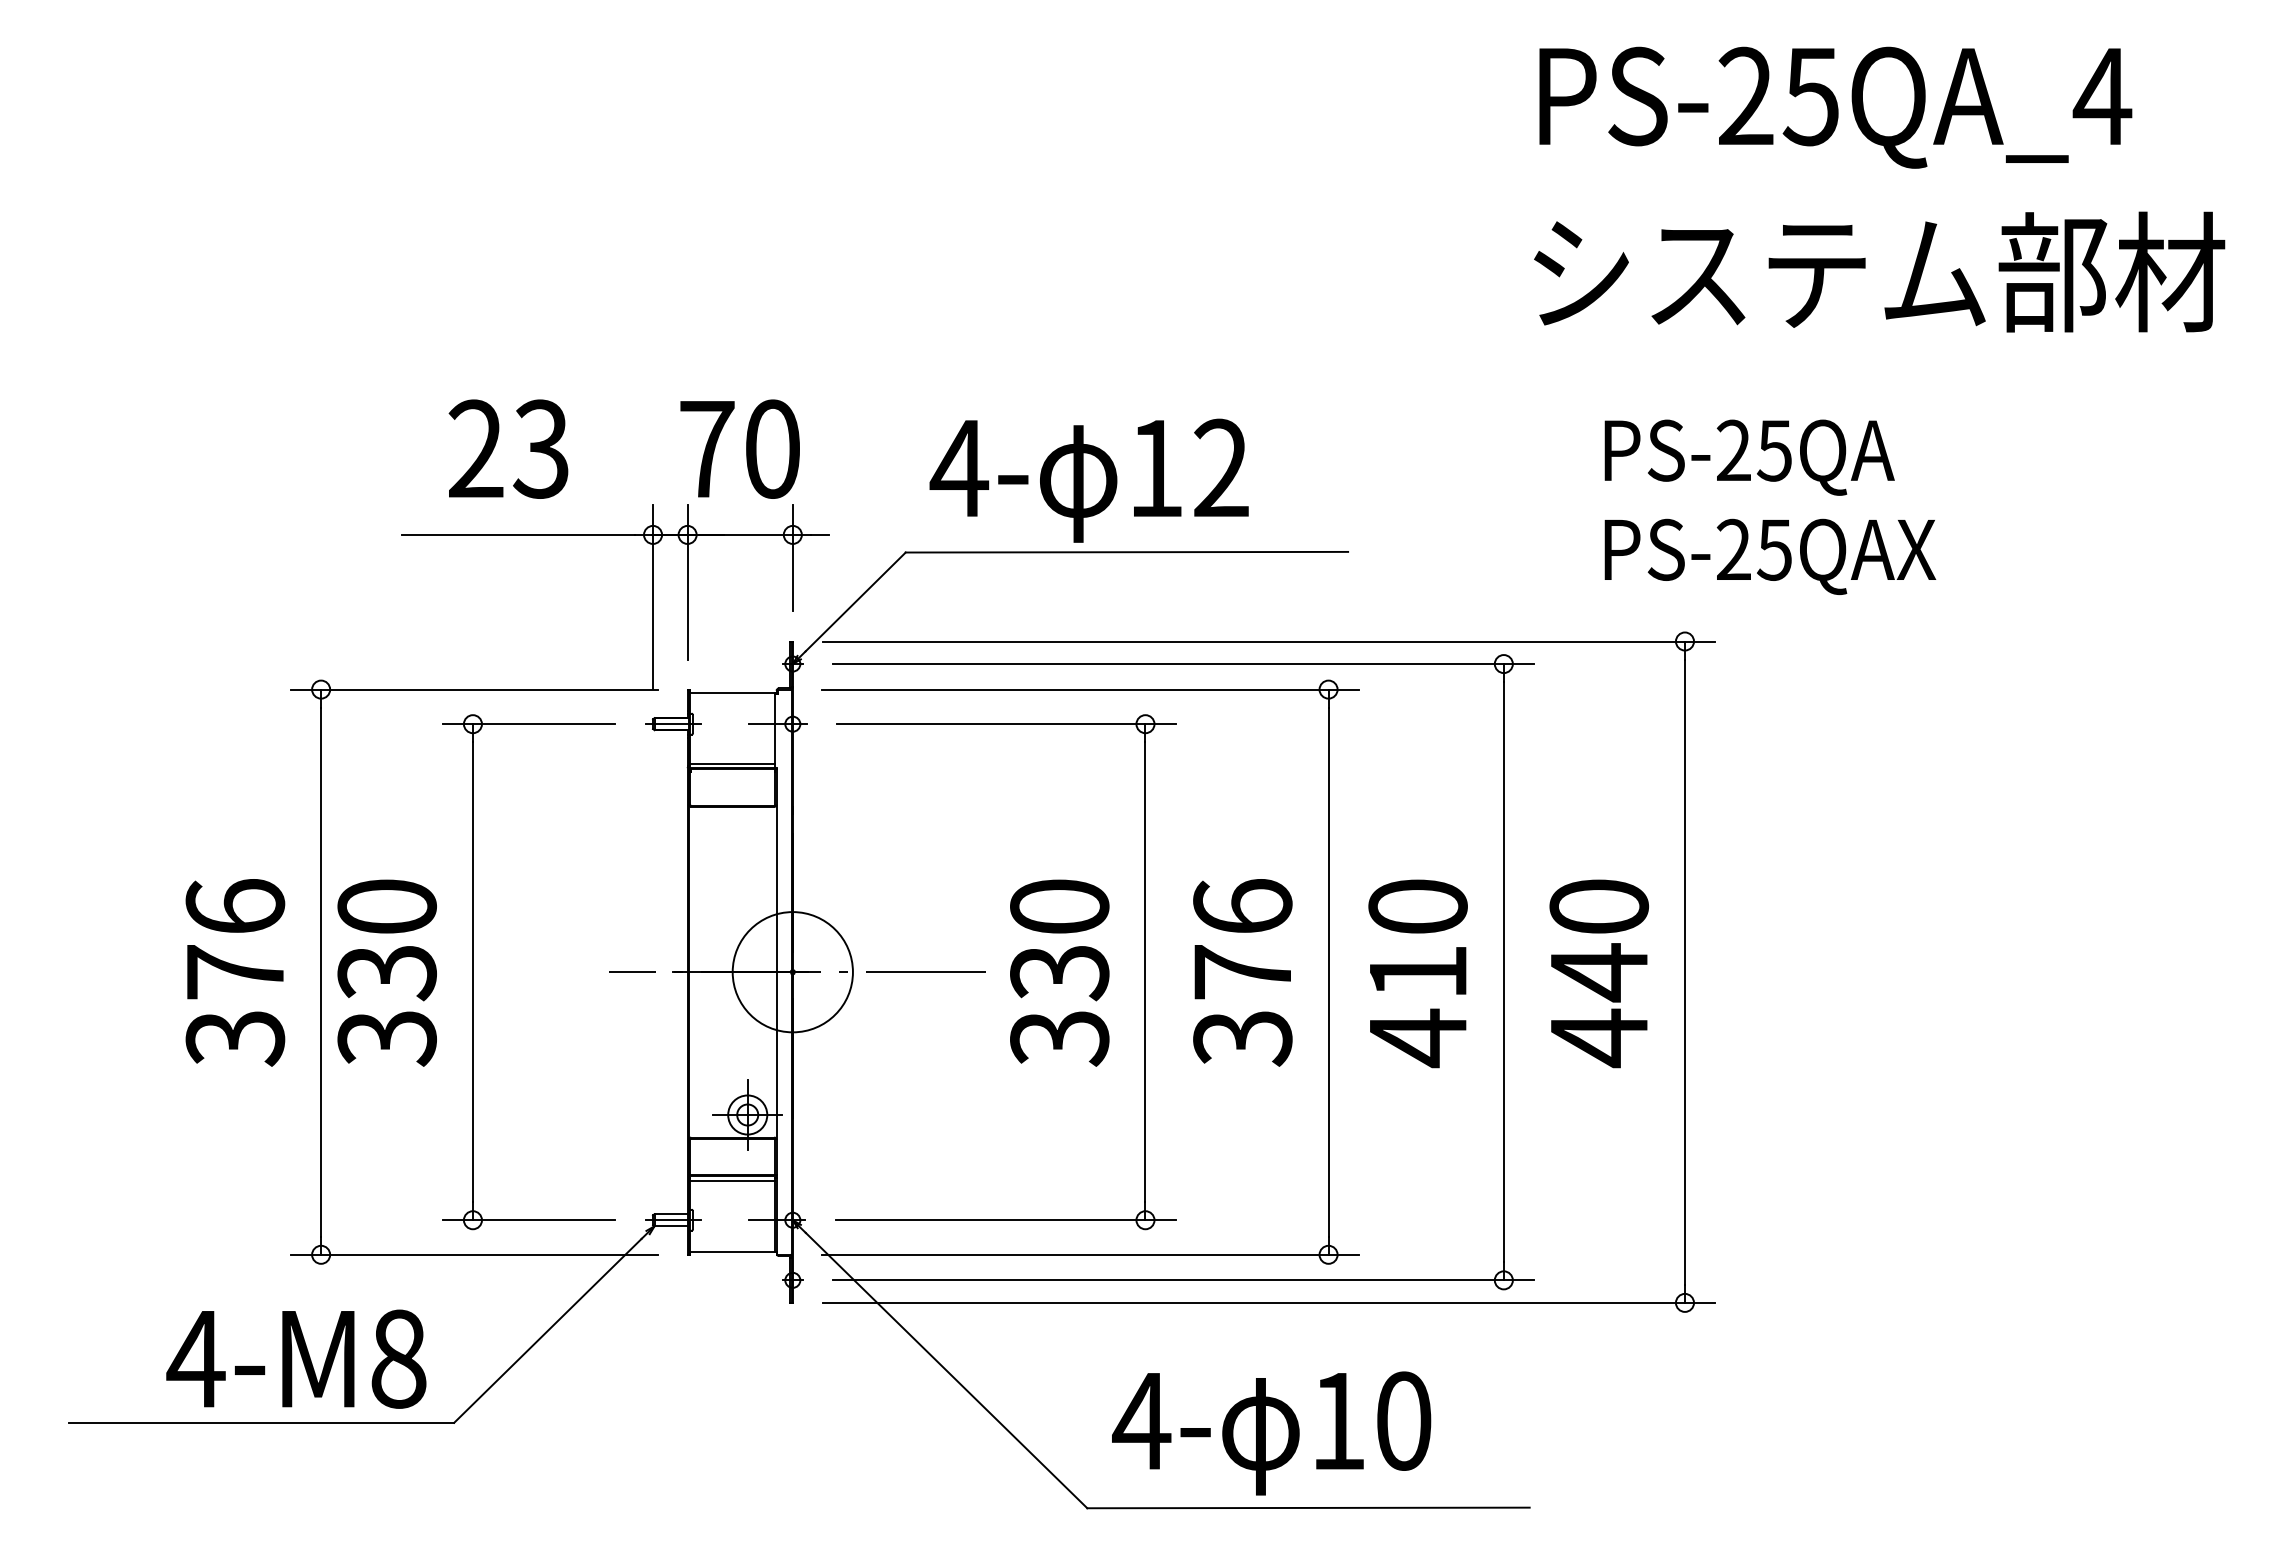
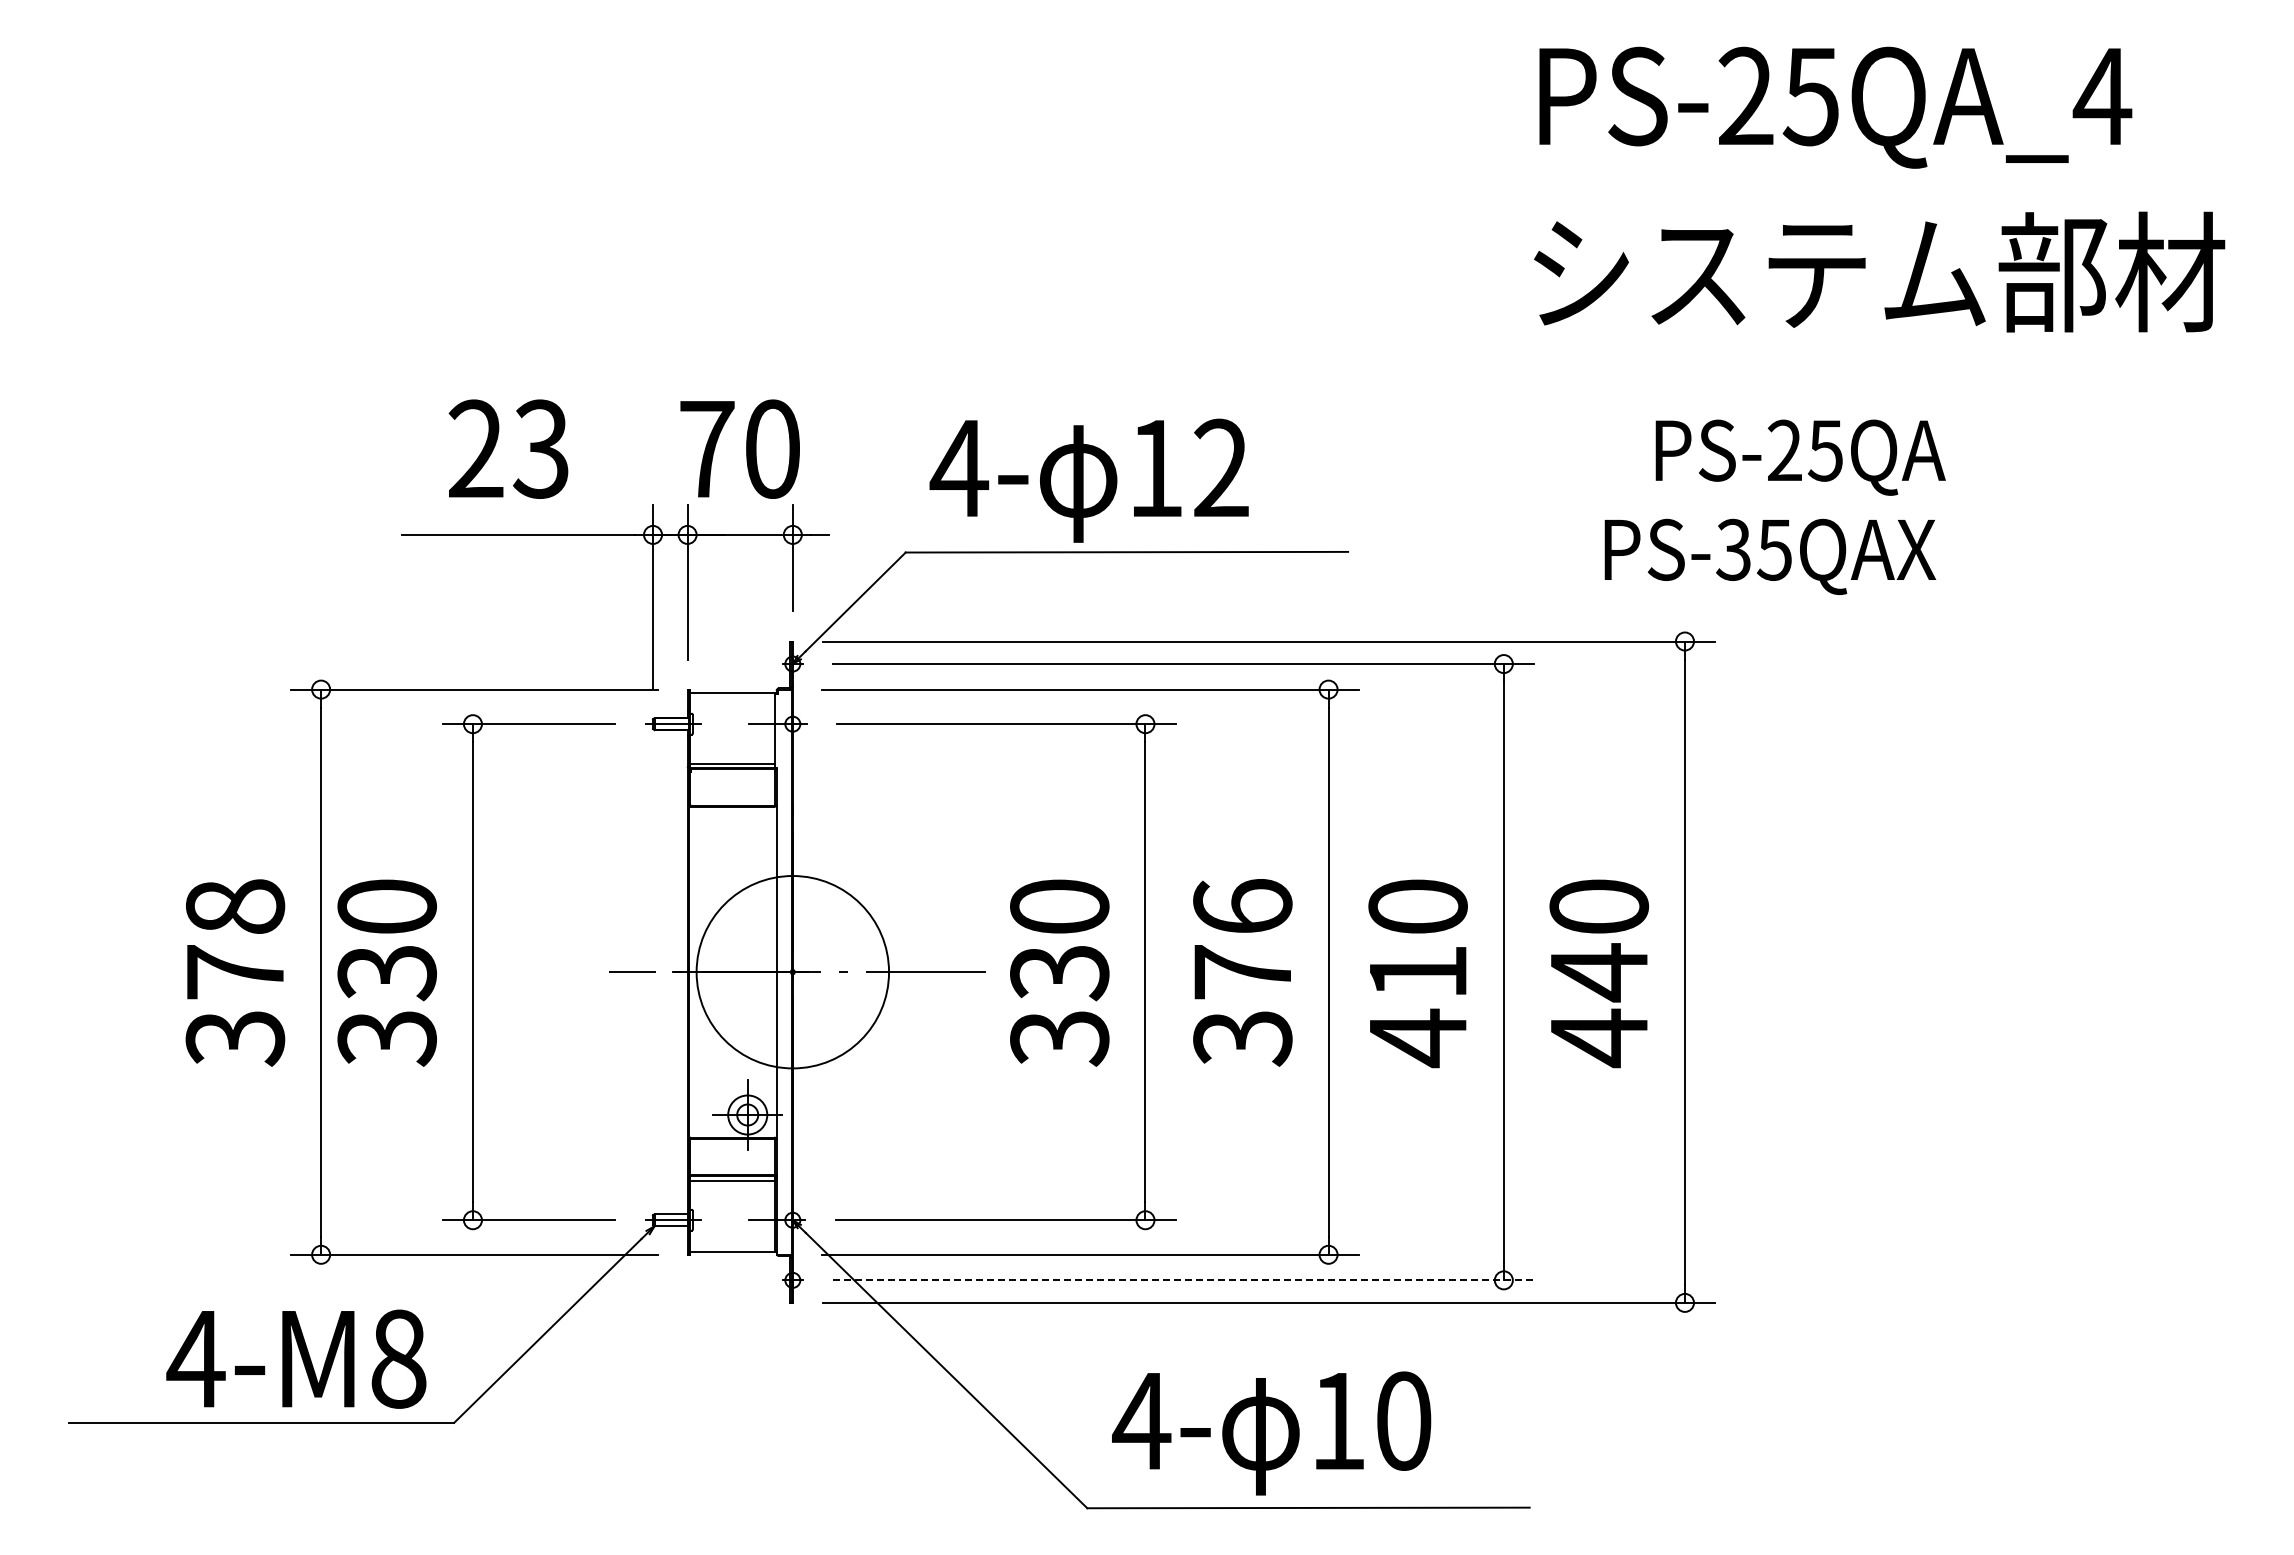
text position: (1749, 457) -> (1800, 457) (1800, 457)
text: PS-25QAX -> PS-35QAX (1733, 549)
text: 376 -> 378 (235, 906)
circle diameter: 120 px -> 192 px (792, 972)
line: solid -> dashed (1183, 1280)
